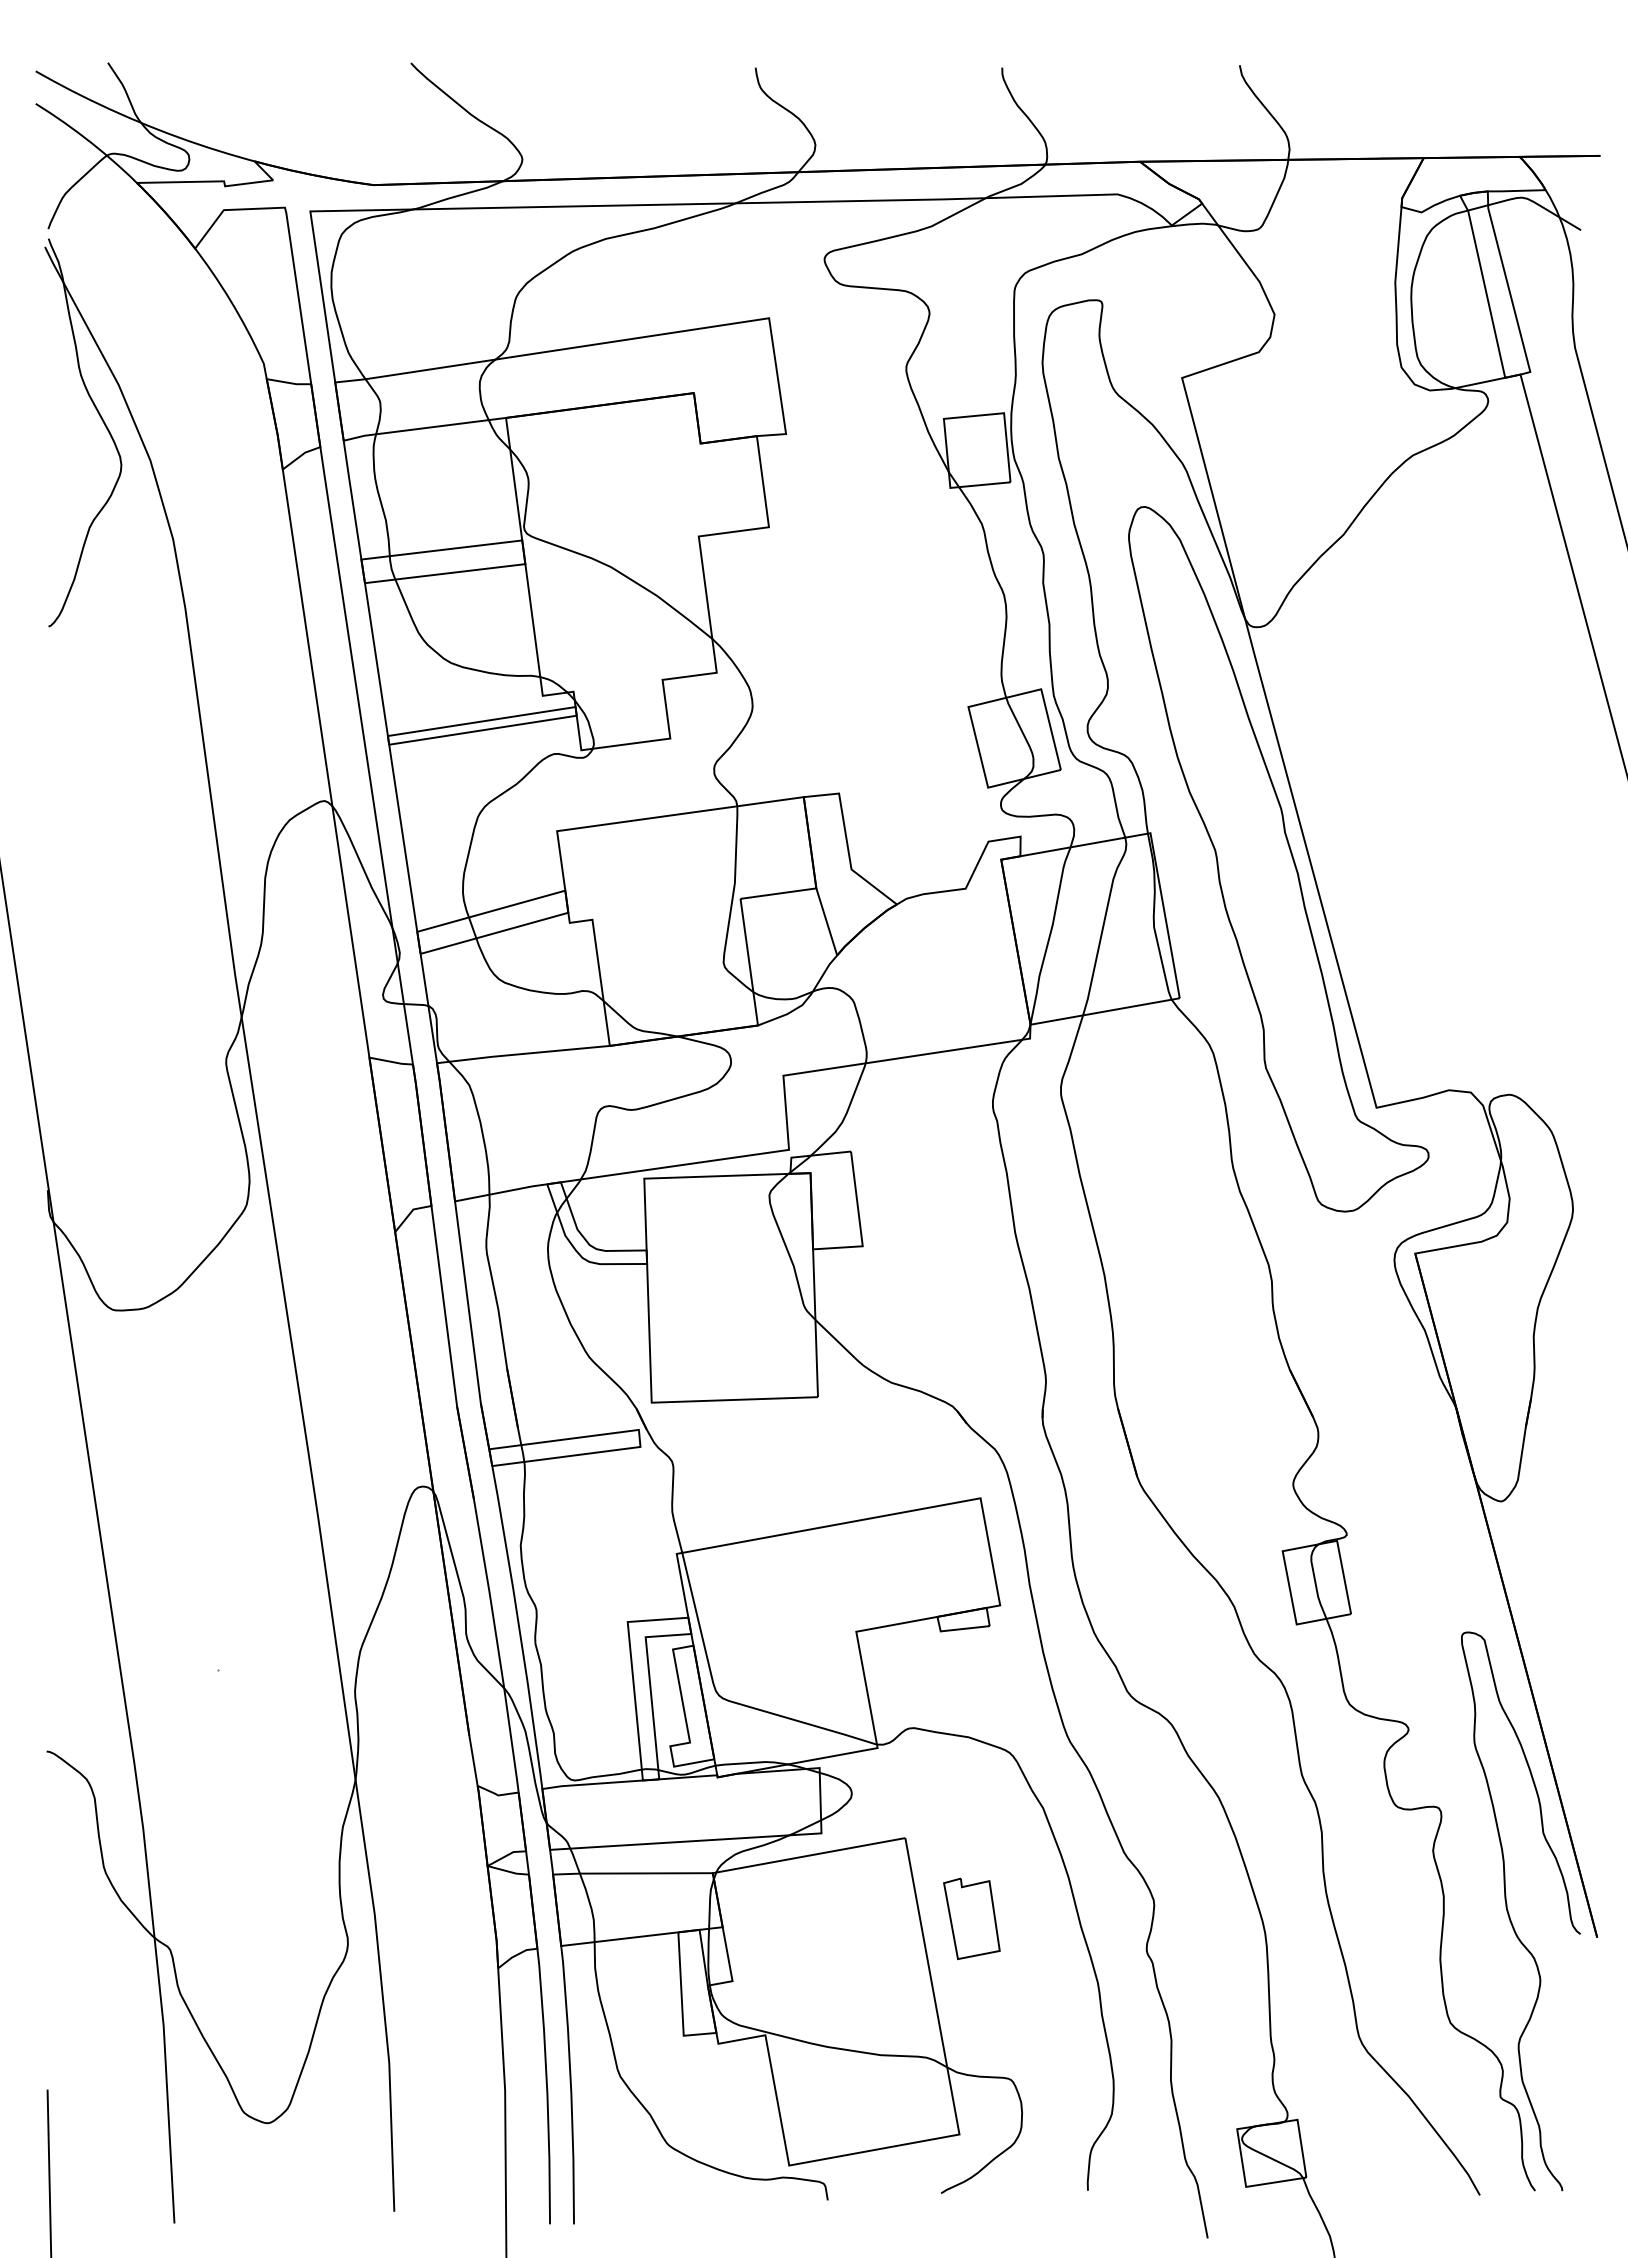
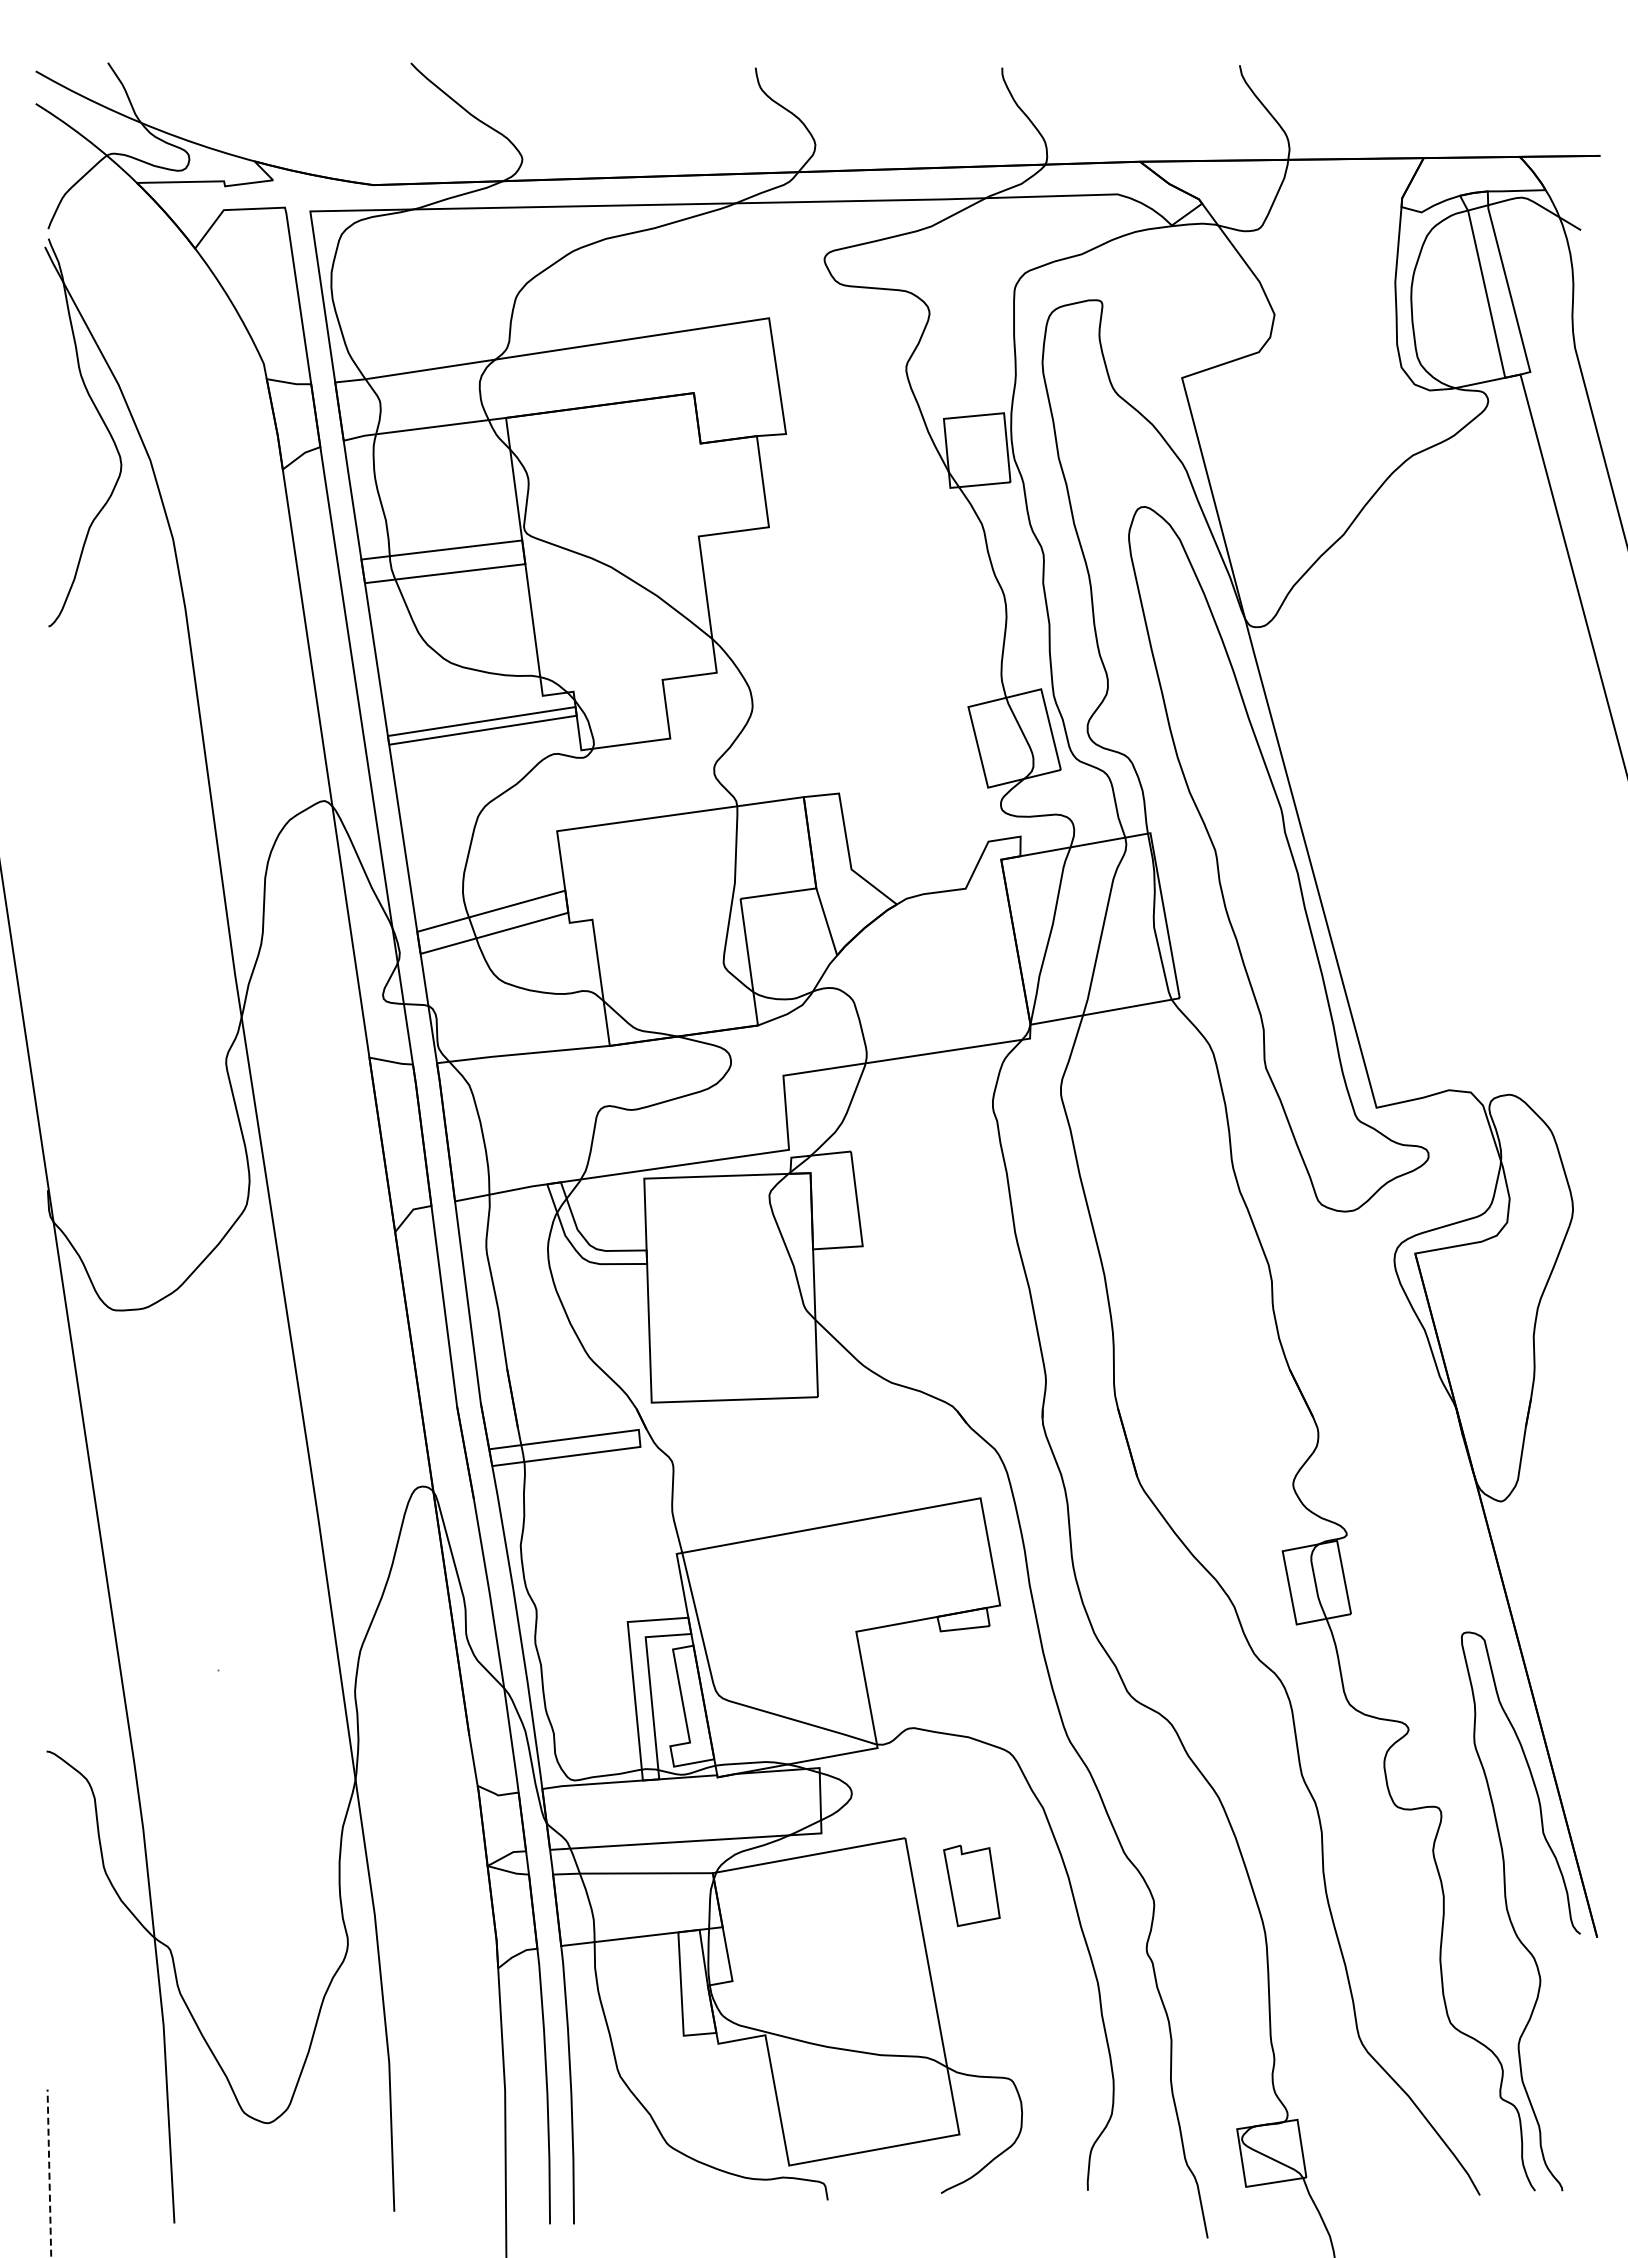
part position: (971, 1918) -> (971, 1885) (971, 1885)
line: solid -> dashed (49, 2173)
